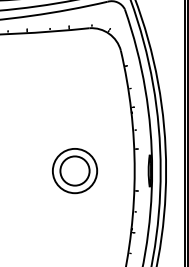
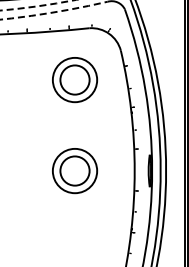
arc: solid -> dashed (37, 6)
arc: solid -> dashed (54, 12)
part: none -> present (75, 80)
